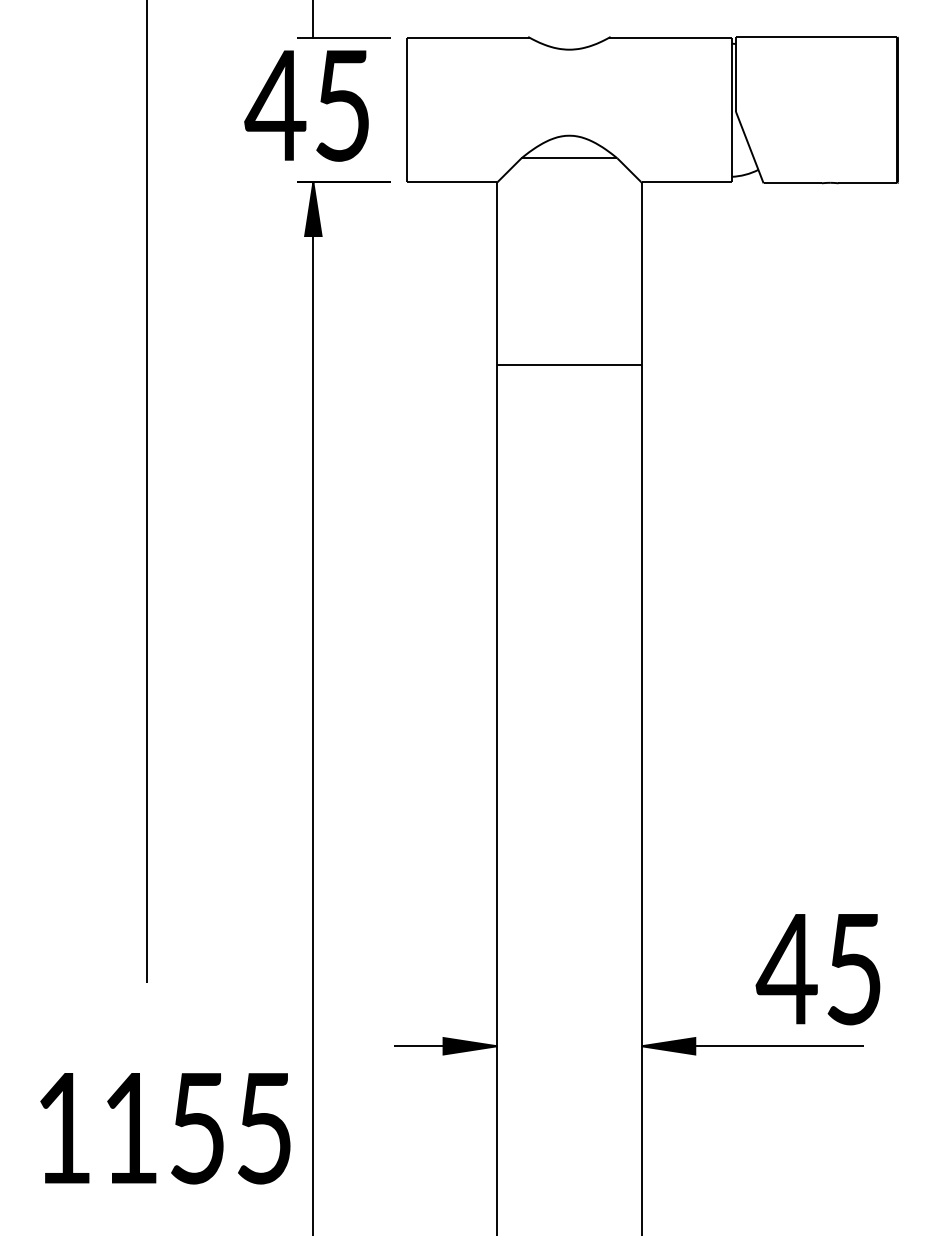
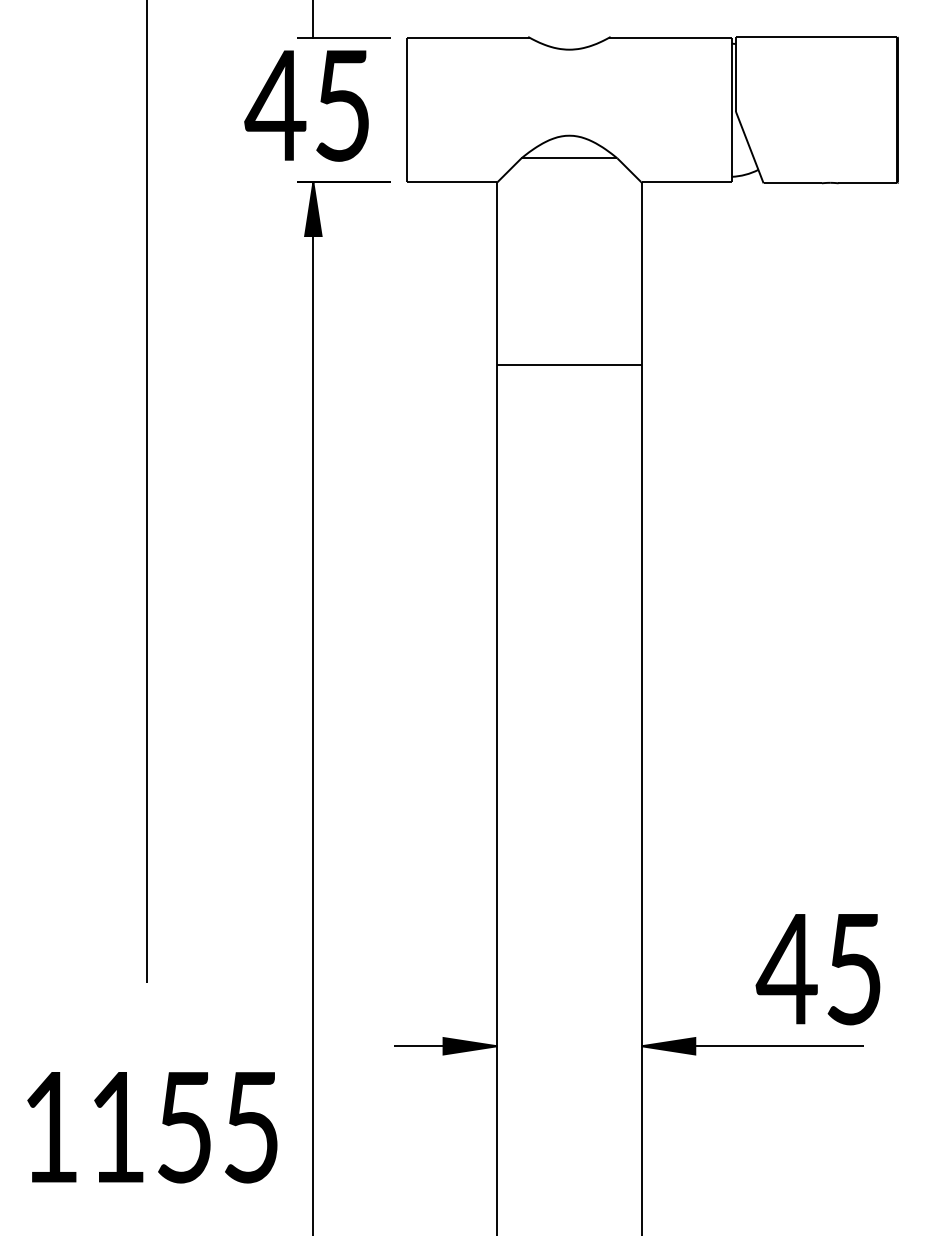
text position: (165, 1128) -> (152, 1127) (152, 1127)
